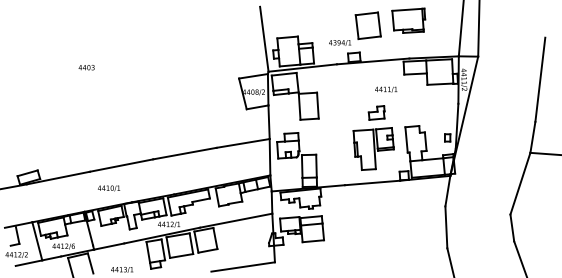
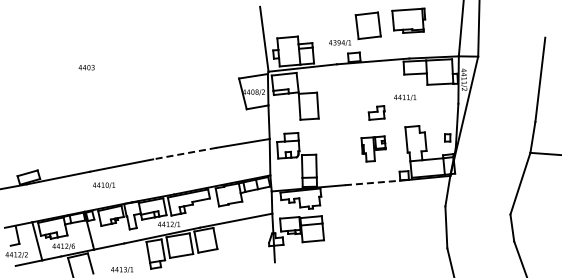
text position: (386, 89) -> (405, 97) (405, 97)
part size: 43x44 px -> 27x28 px (373, 148)
line: solid -> dashed (184, 153)
line: solid -> dashed (372, 182)
text position: (109, 188) -> (104, 185) (104, 185)
line: present -> none (242, 266)
